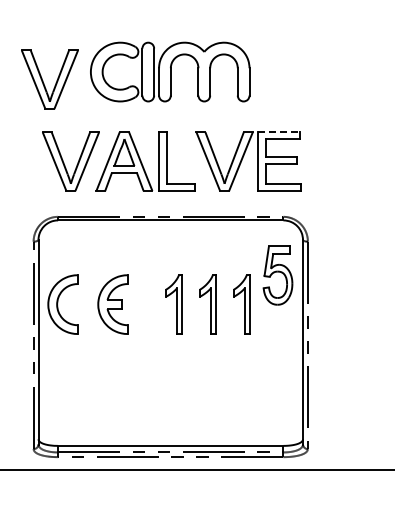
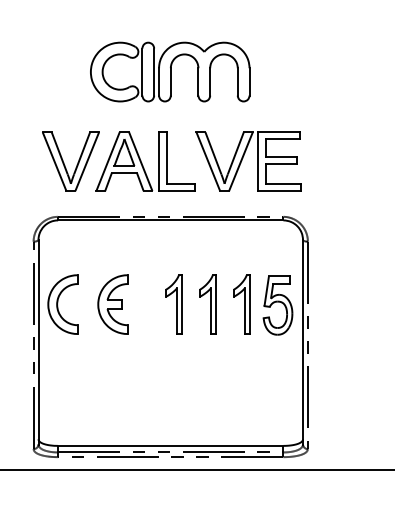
part: present -> none (43, 80)
line: dashed -> solid (278, 132)
part position: (277, 275) -> (277, 305) (277, 305)
